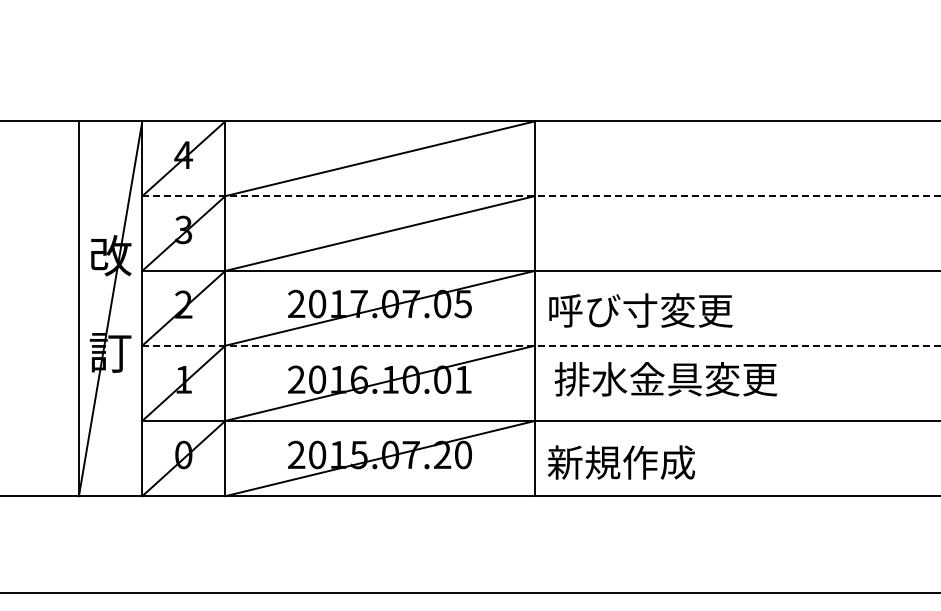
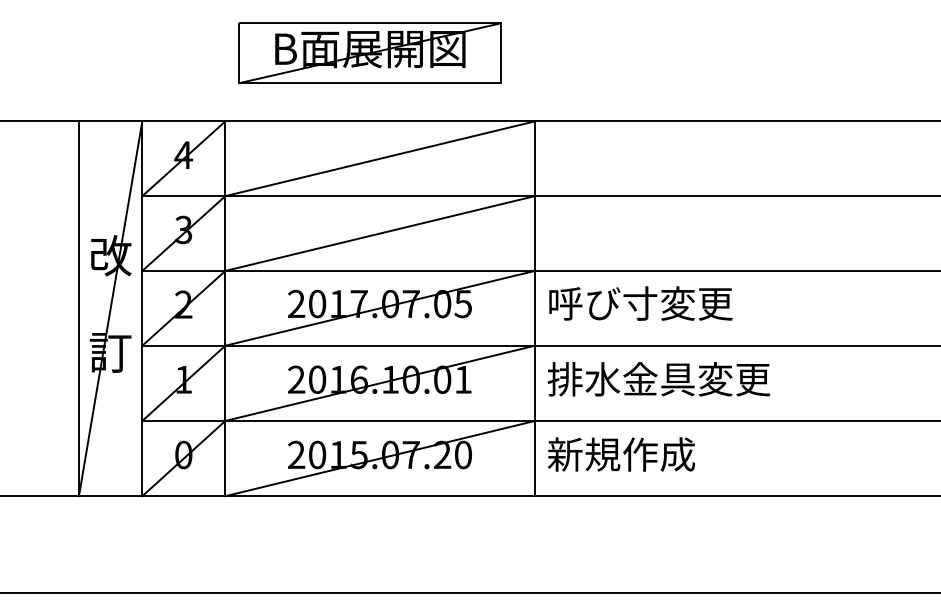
part: none -> present (369, 53)
line: dashed -> solid (541, 196)
text position: (640, 310) -> (640, 303) (640, 303)
line: dashed -> solid (541, 345)
text position: (665, 379) -> (658, 379) (658, 379)
text position: (621, 462) -> (621, 454) (621, 454)
